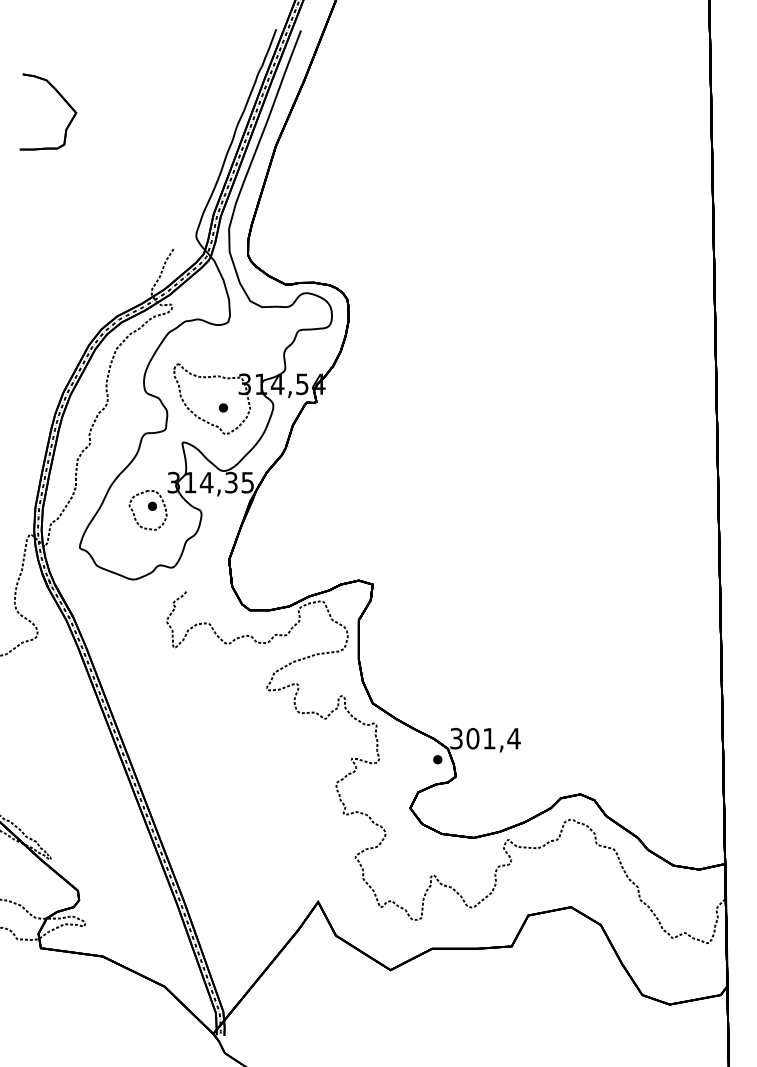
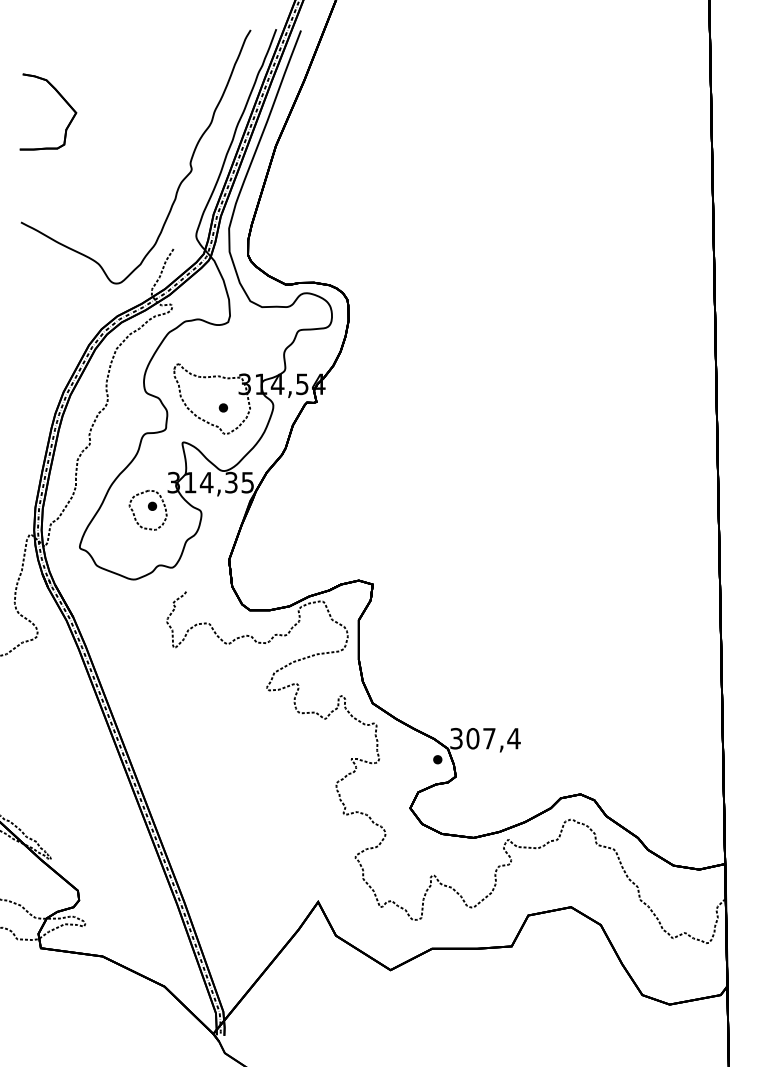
curve: none -> present (179, 183)
text: 301,4 -> 307,4 (489, 738)
